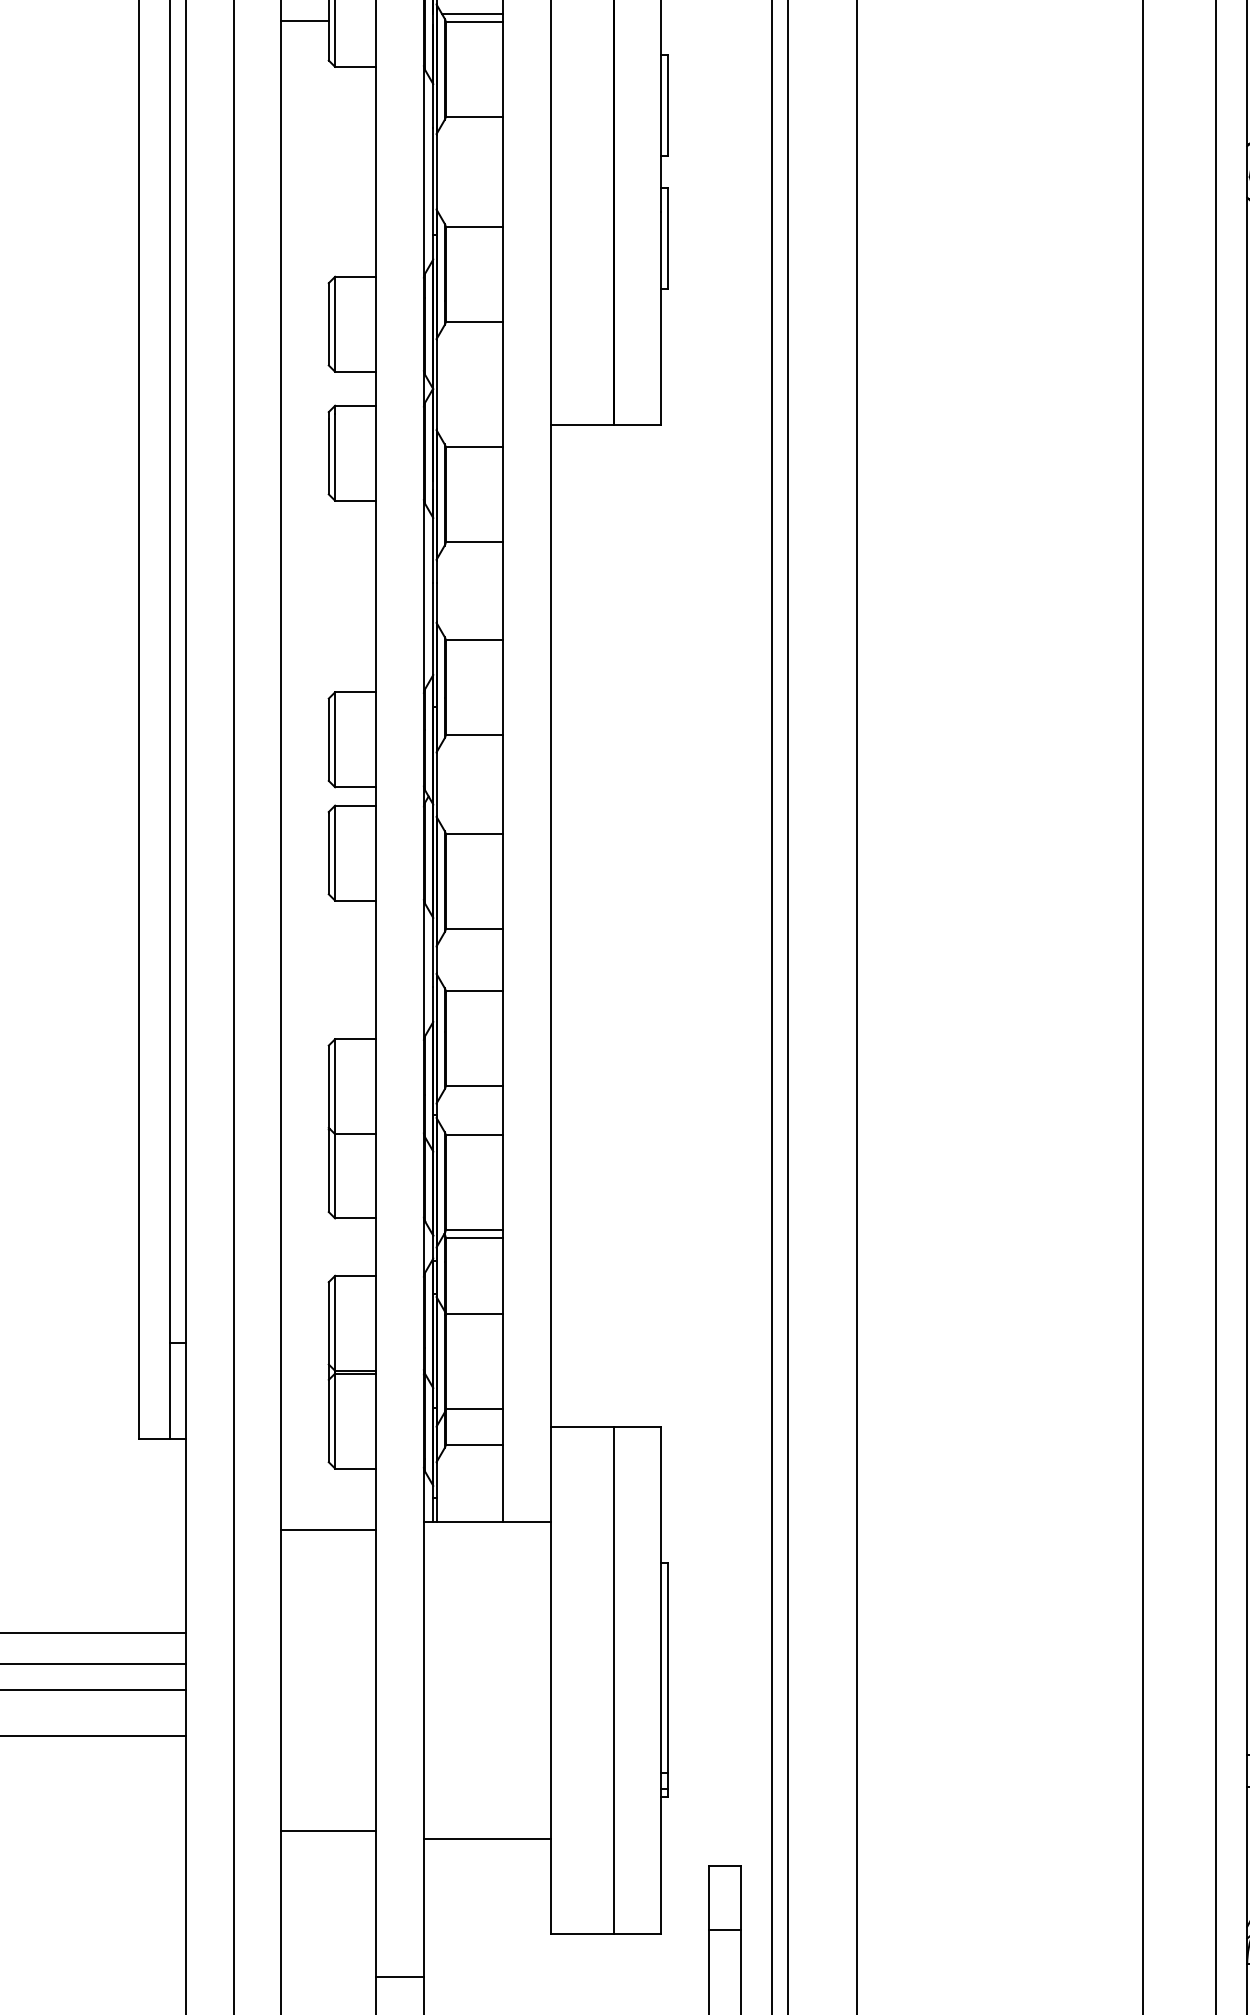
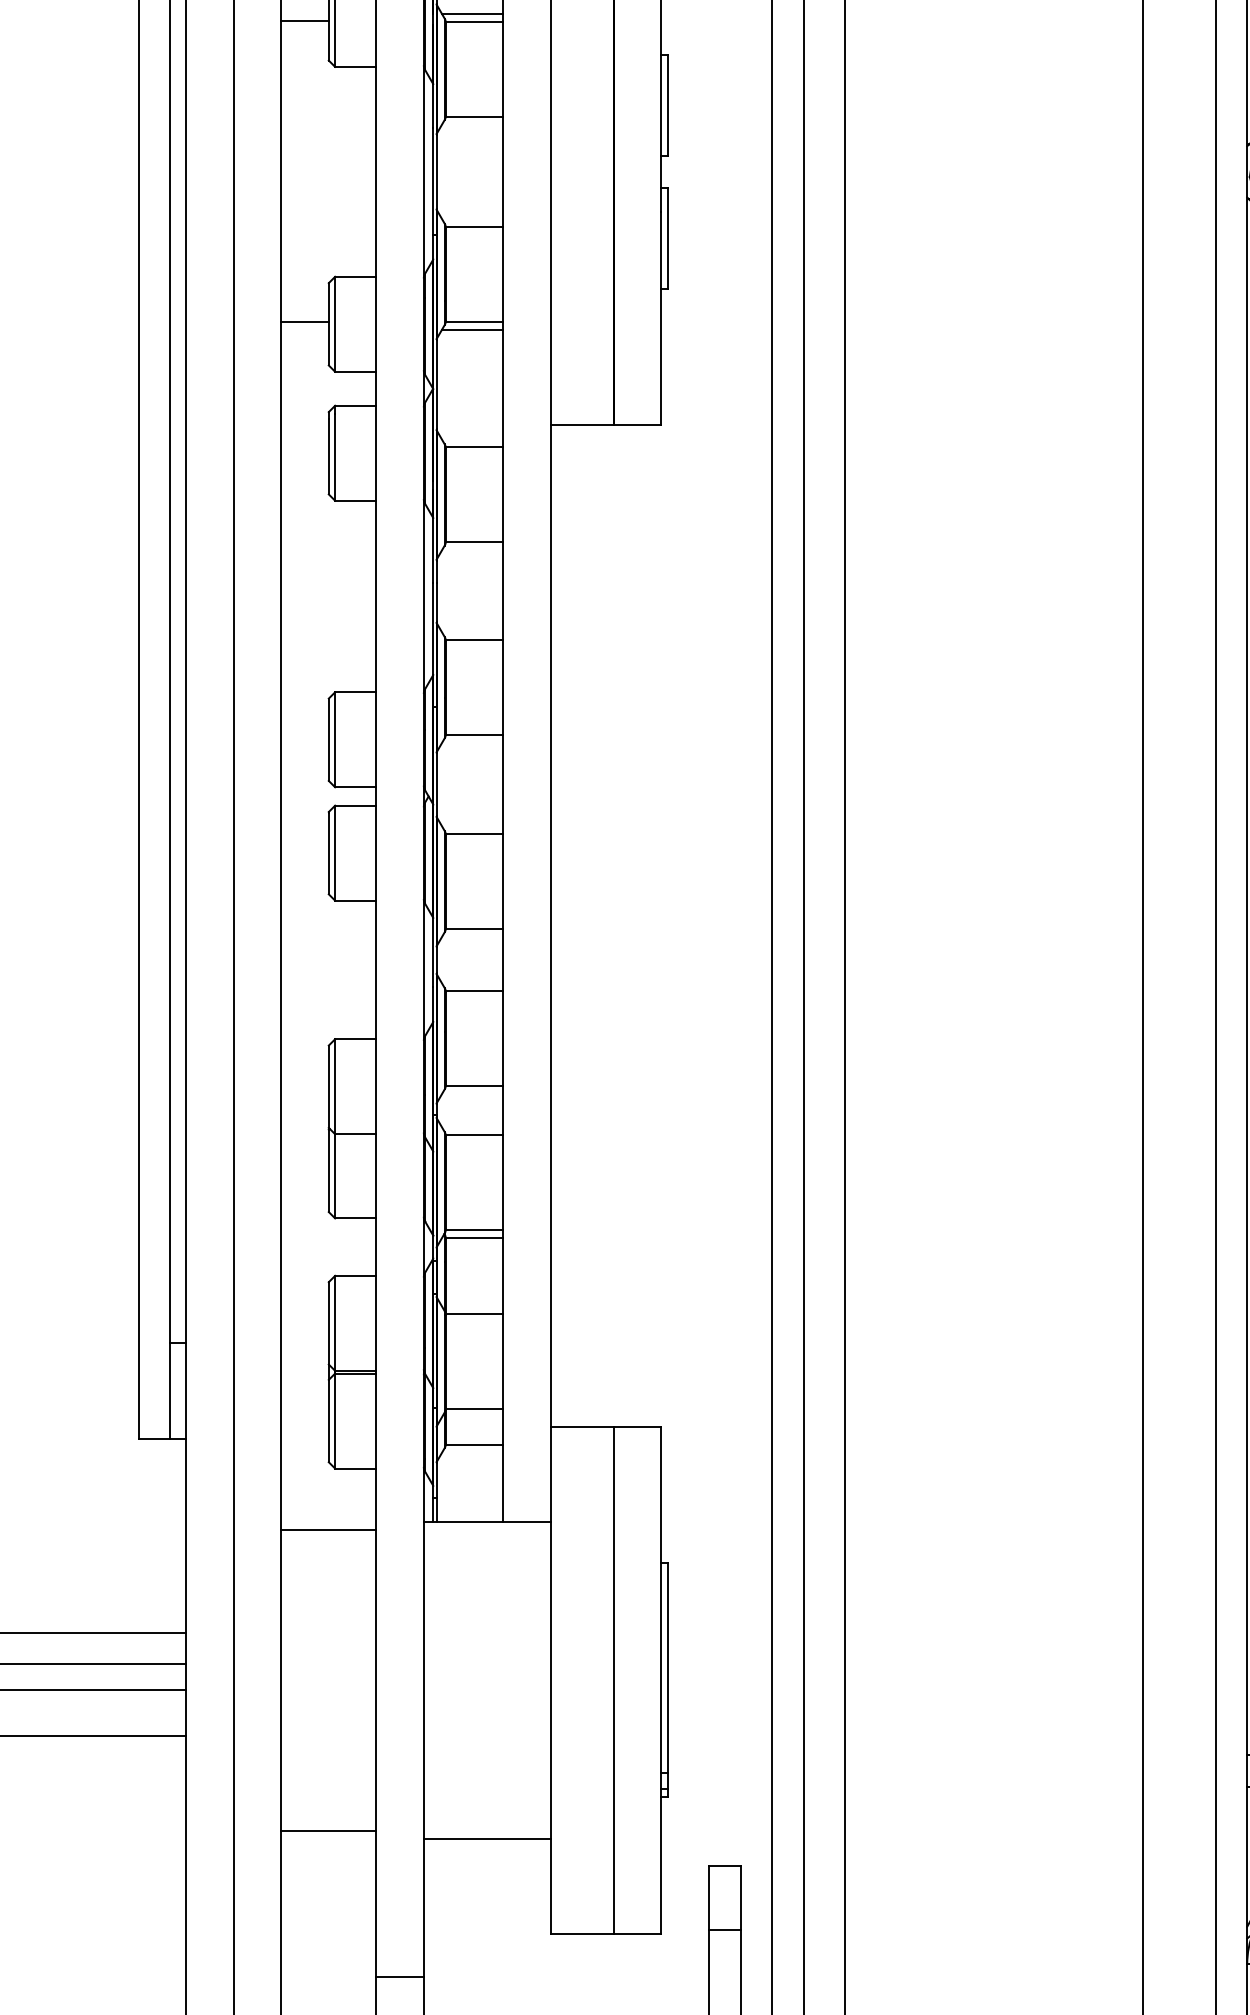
line: none -> present (304, 322)
line: none -> present (472, 330)
line position: (787, 1006) -> (803, 1006) (803, 1006)
line position: (857, 1006) -> (845, 1006) (845, 1006)
